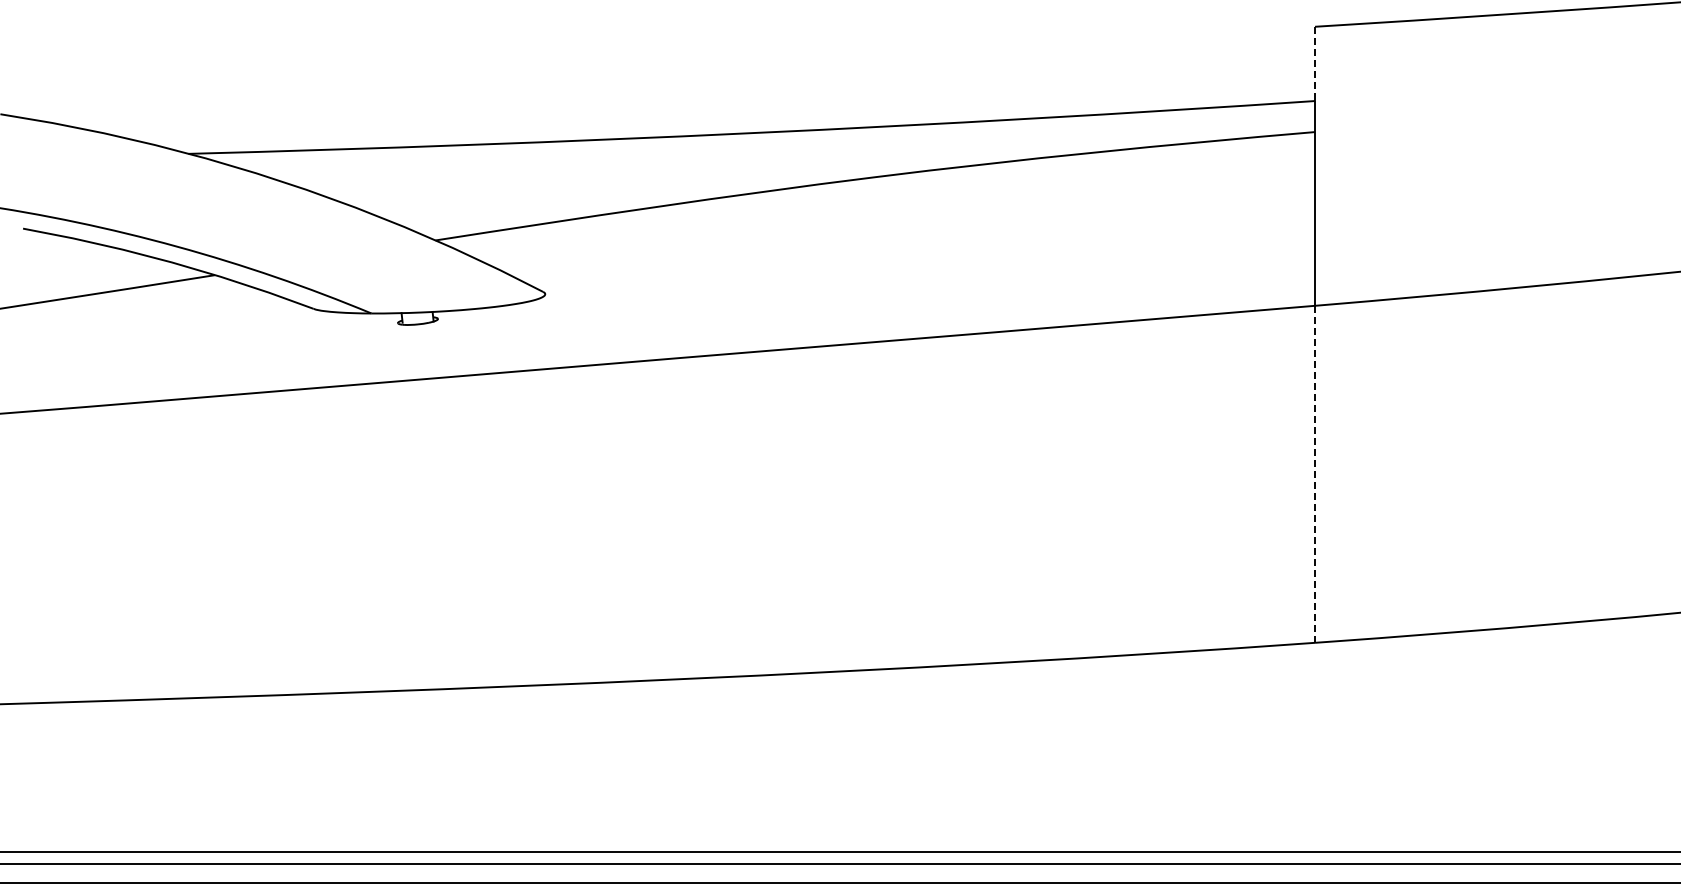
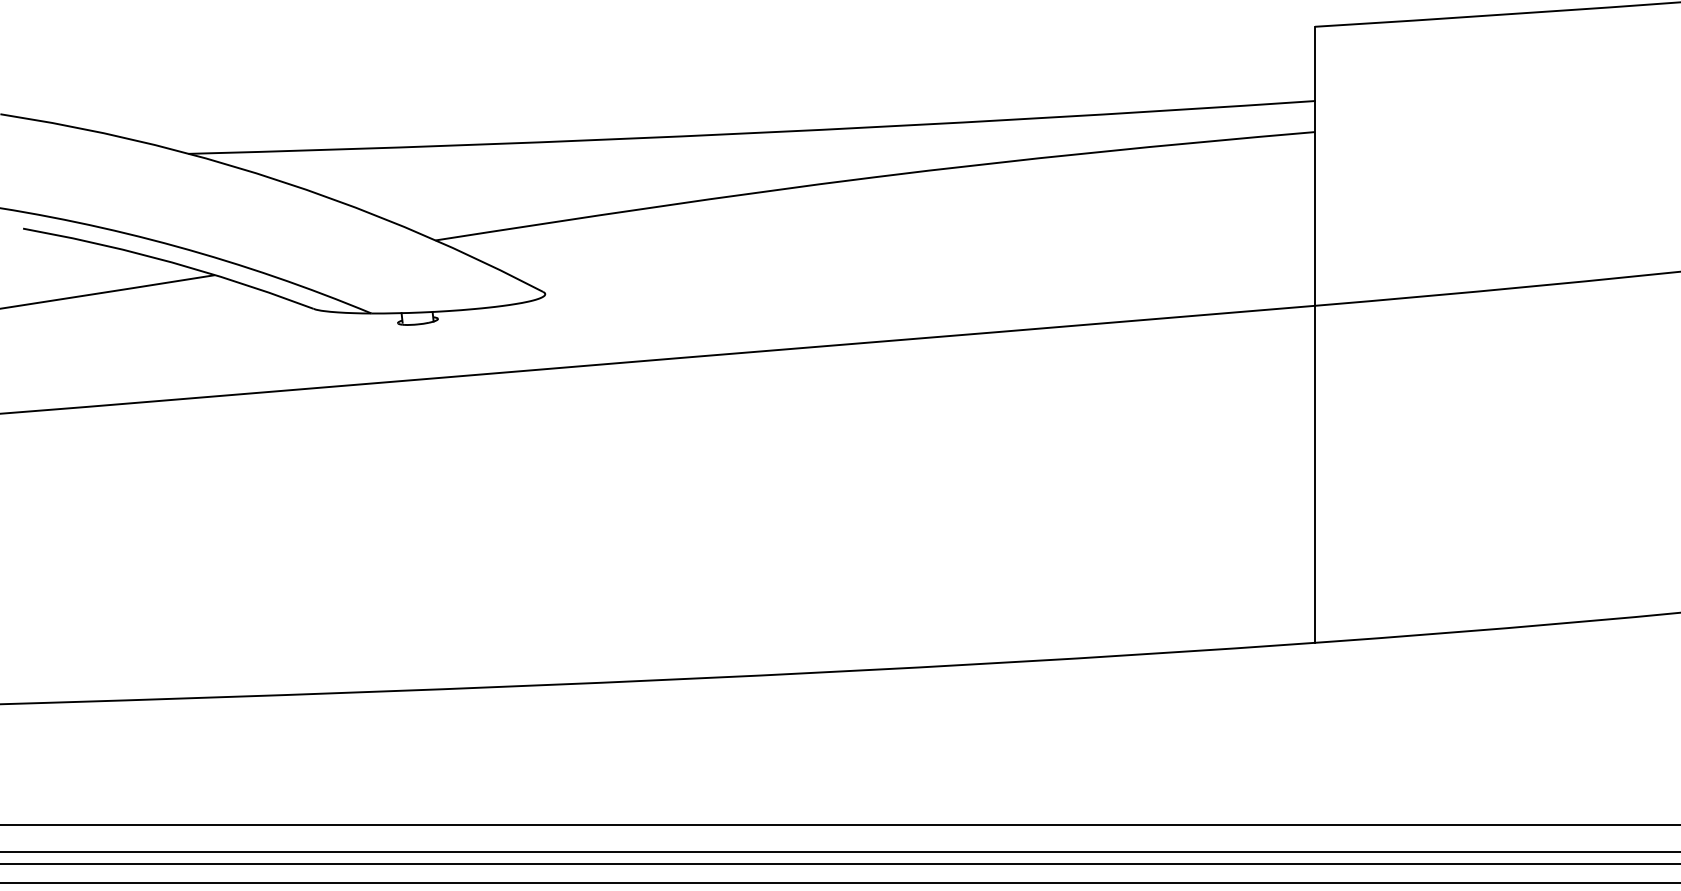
line: dashed -> solid (1315, 64)
line: dashed -> solid (1315, 474)
line: none -> present (839, 825)
